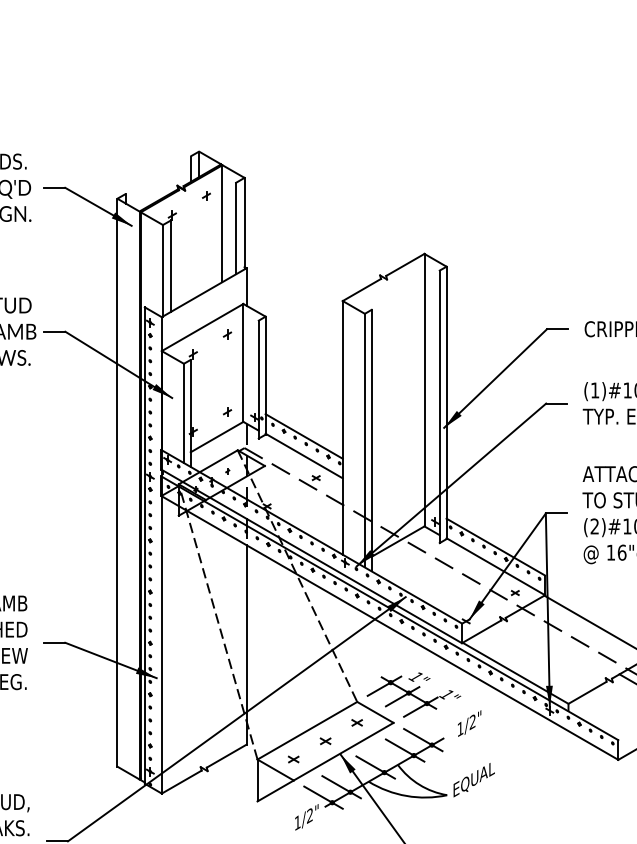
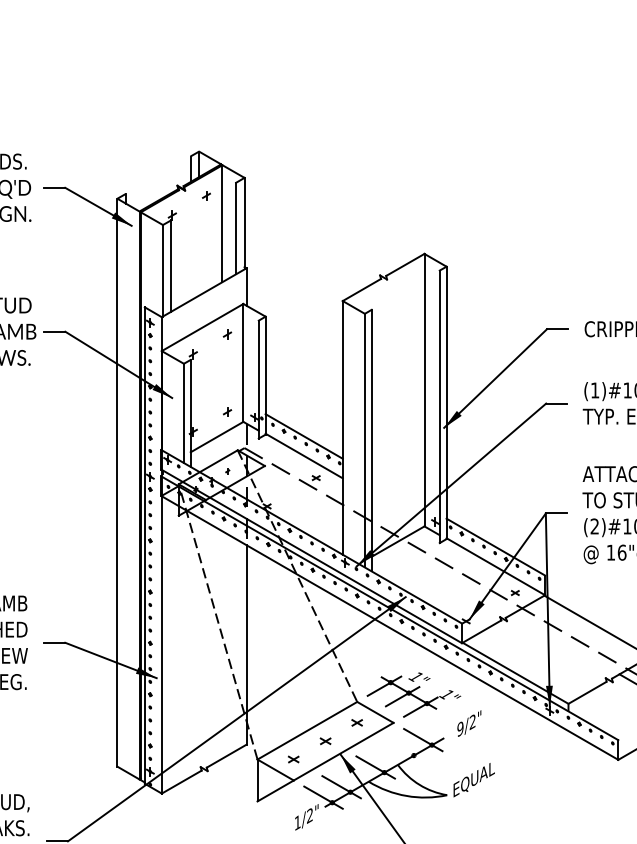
text: 1/2" -> 9/2" (460, 728)
line: present -> none (404, 750)
